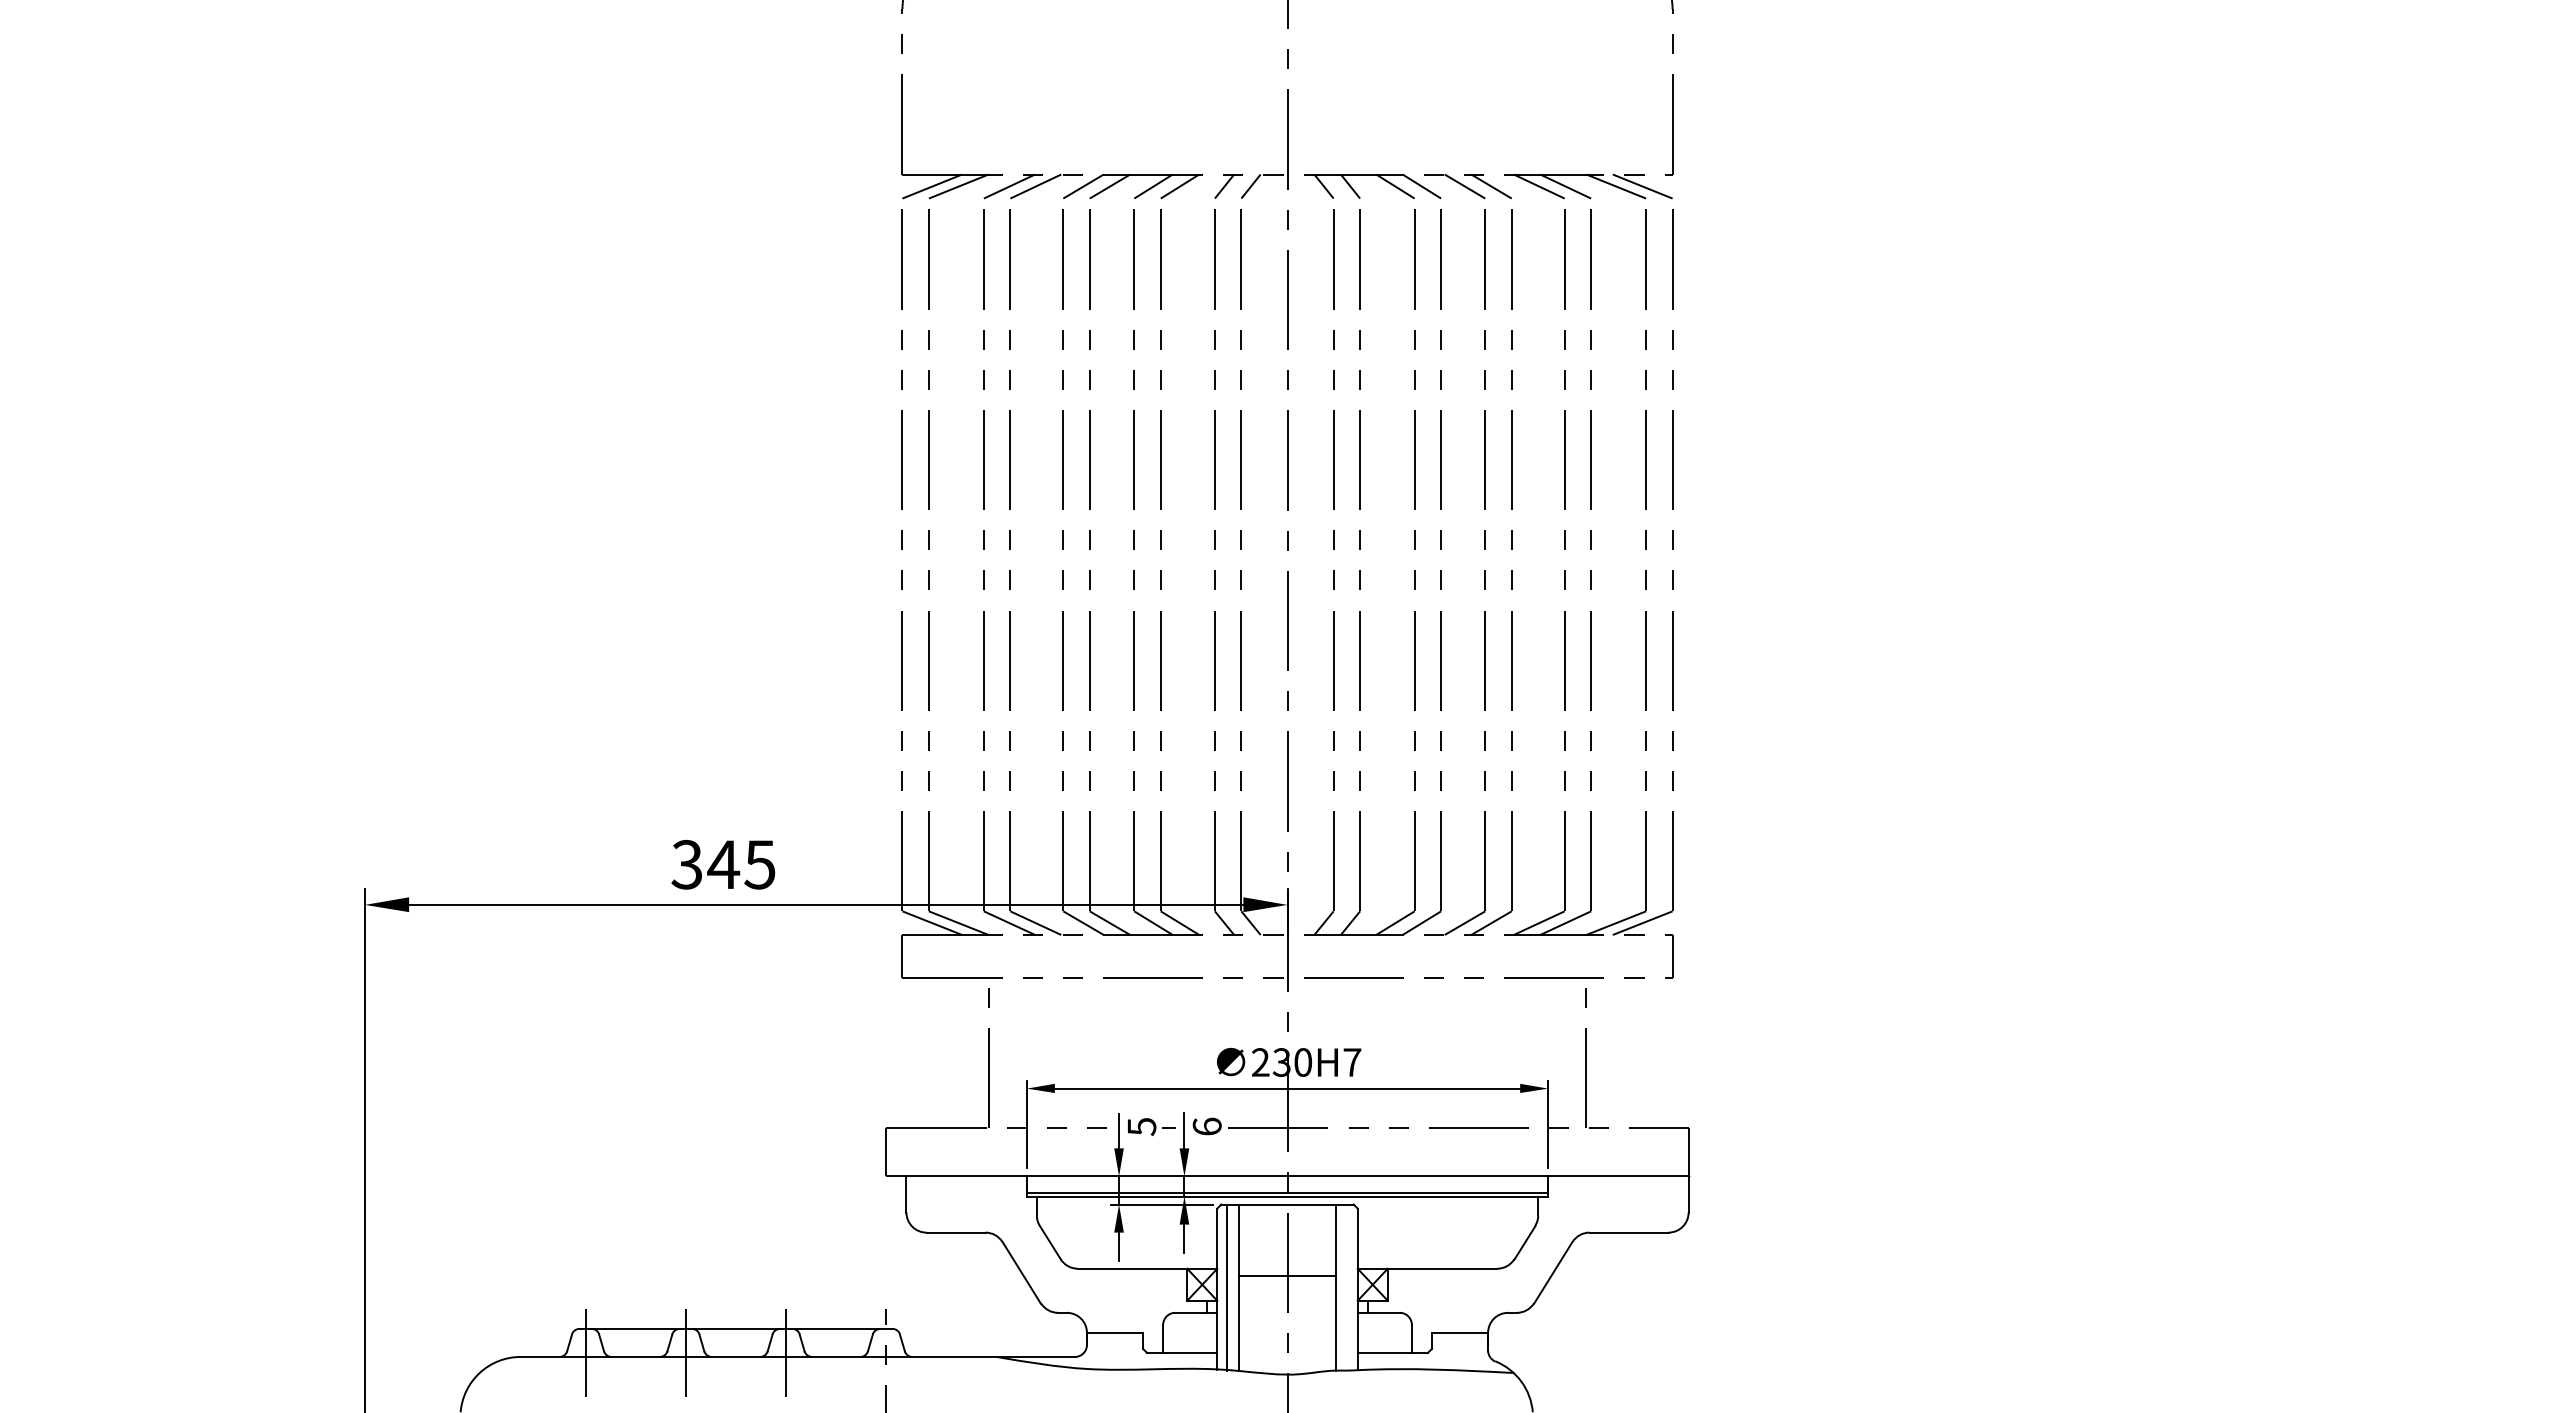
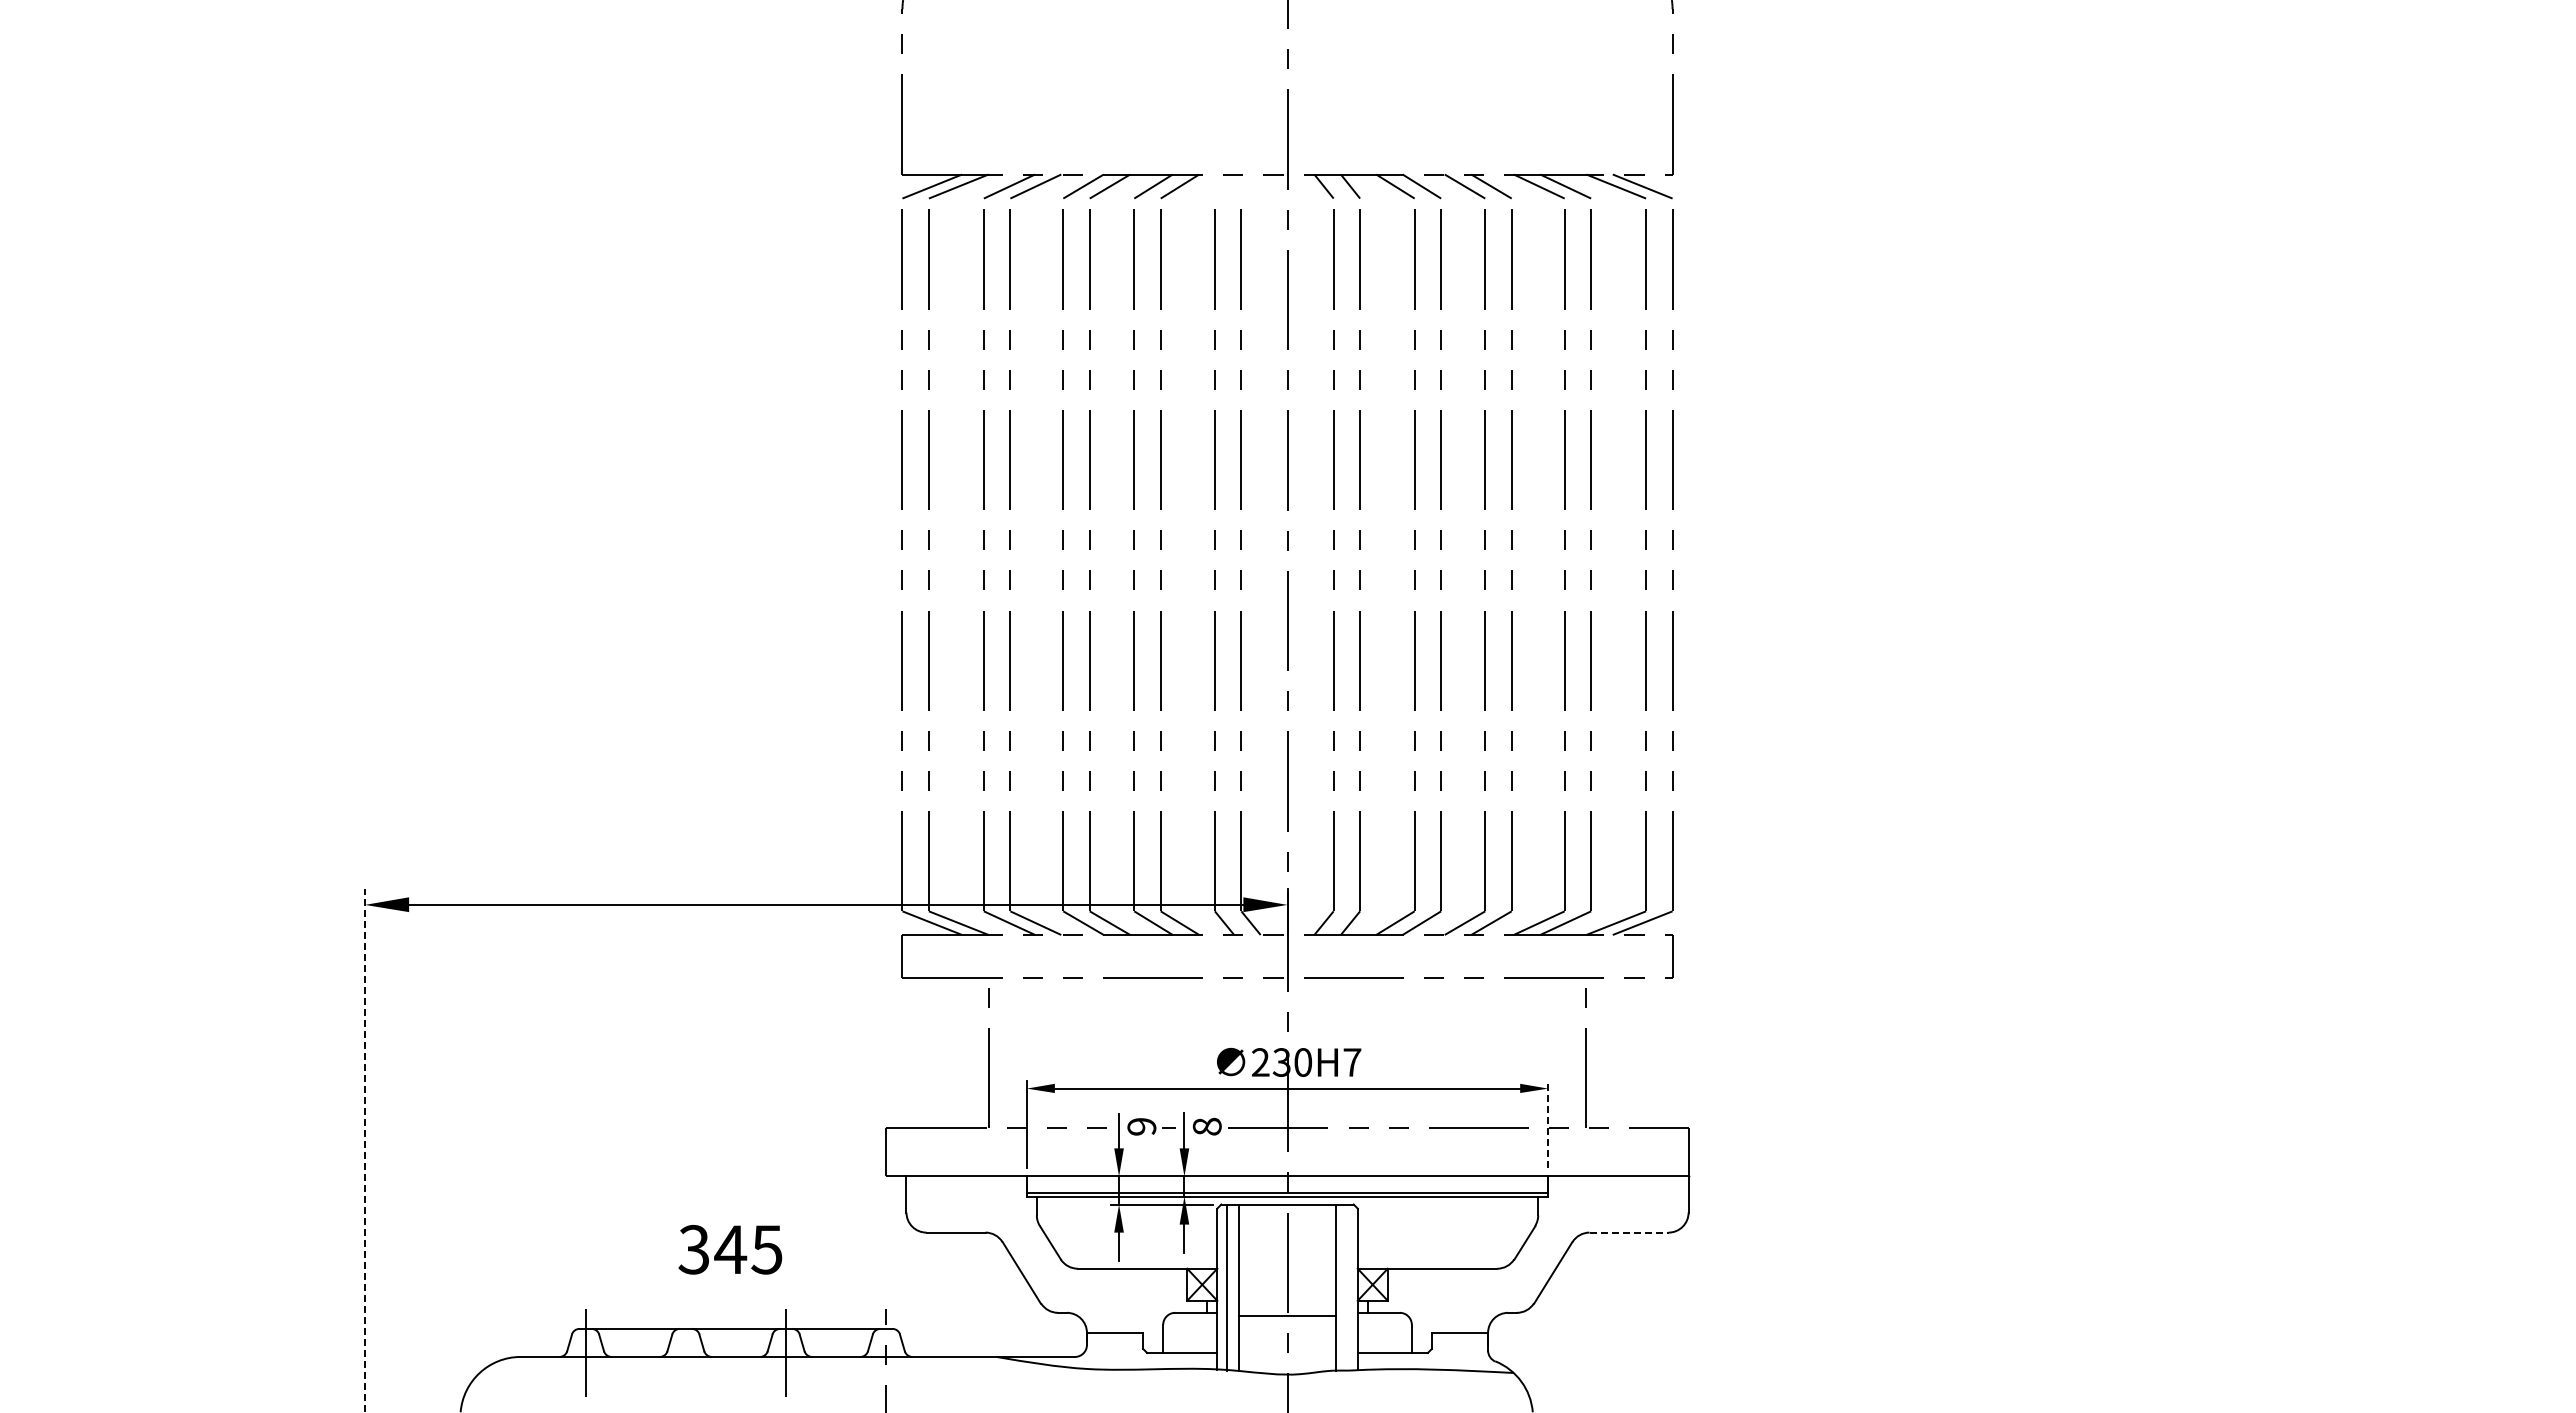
line: present -> none (1224, 186)
line: present -> none (1250, 186)
text position: (723, 864) -> (730, 1249) (730, 1249)
line: solid -> dashed (1548, 1124)
text: 6 -> 8 (1206, 1126)
text: 5 -> 9 (1141, 1127)
line: solid -> dashed (364, 1150)
line: solid -> dashed (1629, 1232)
line position: (1287, 1276) -> (1287, 1316) (1287, 1316)
line: present -> none (685, 1352)
